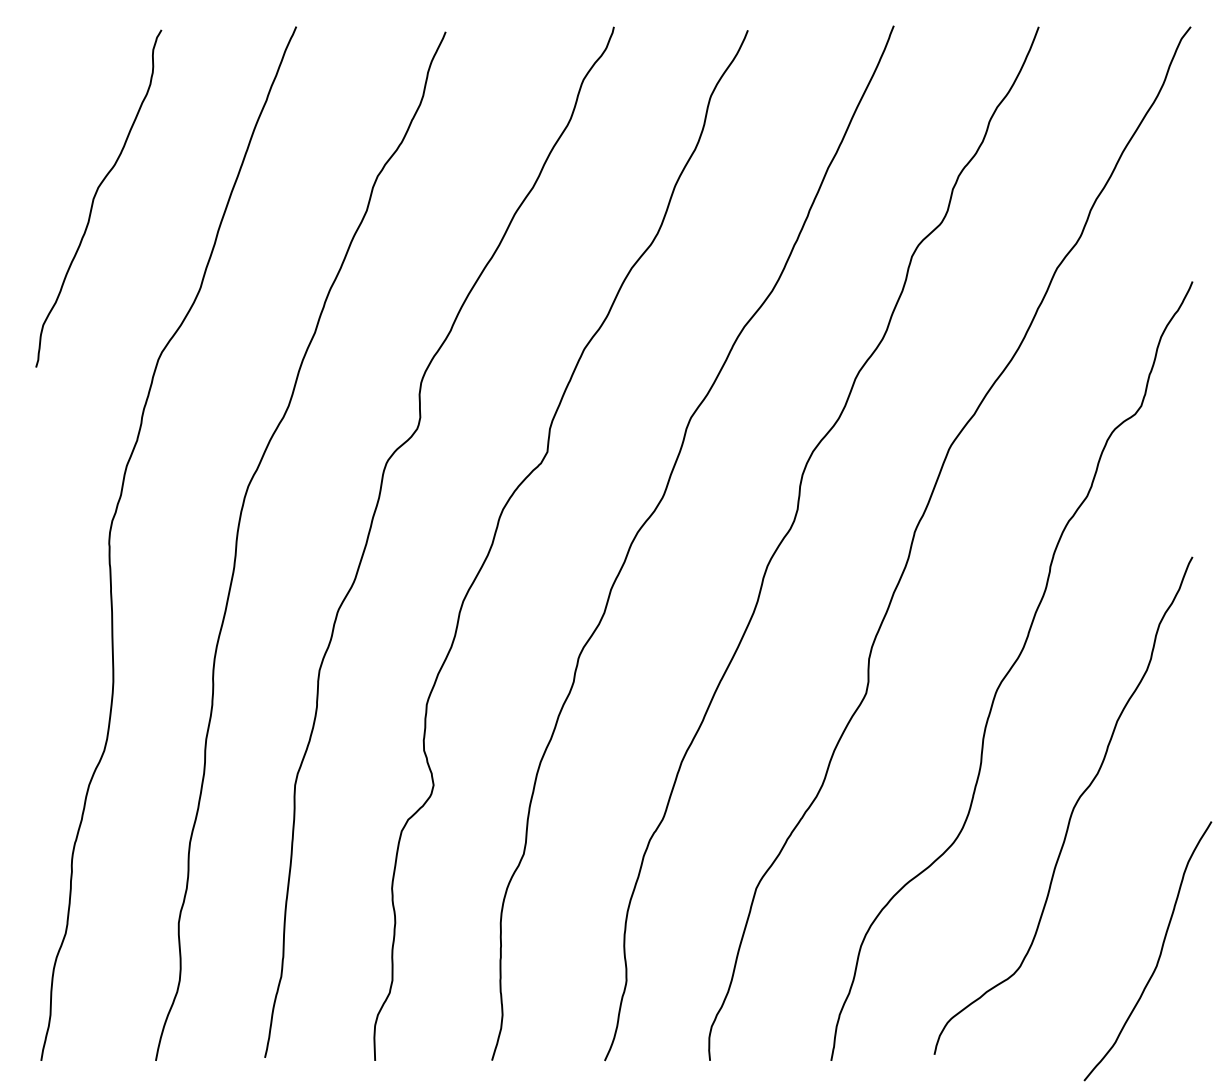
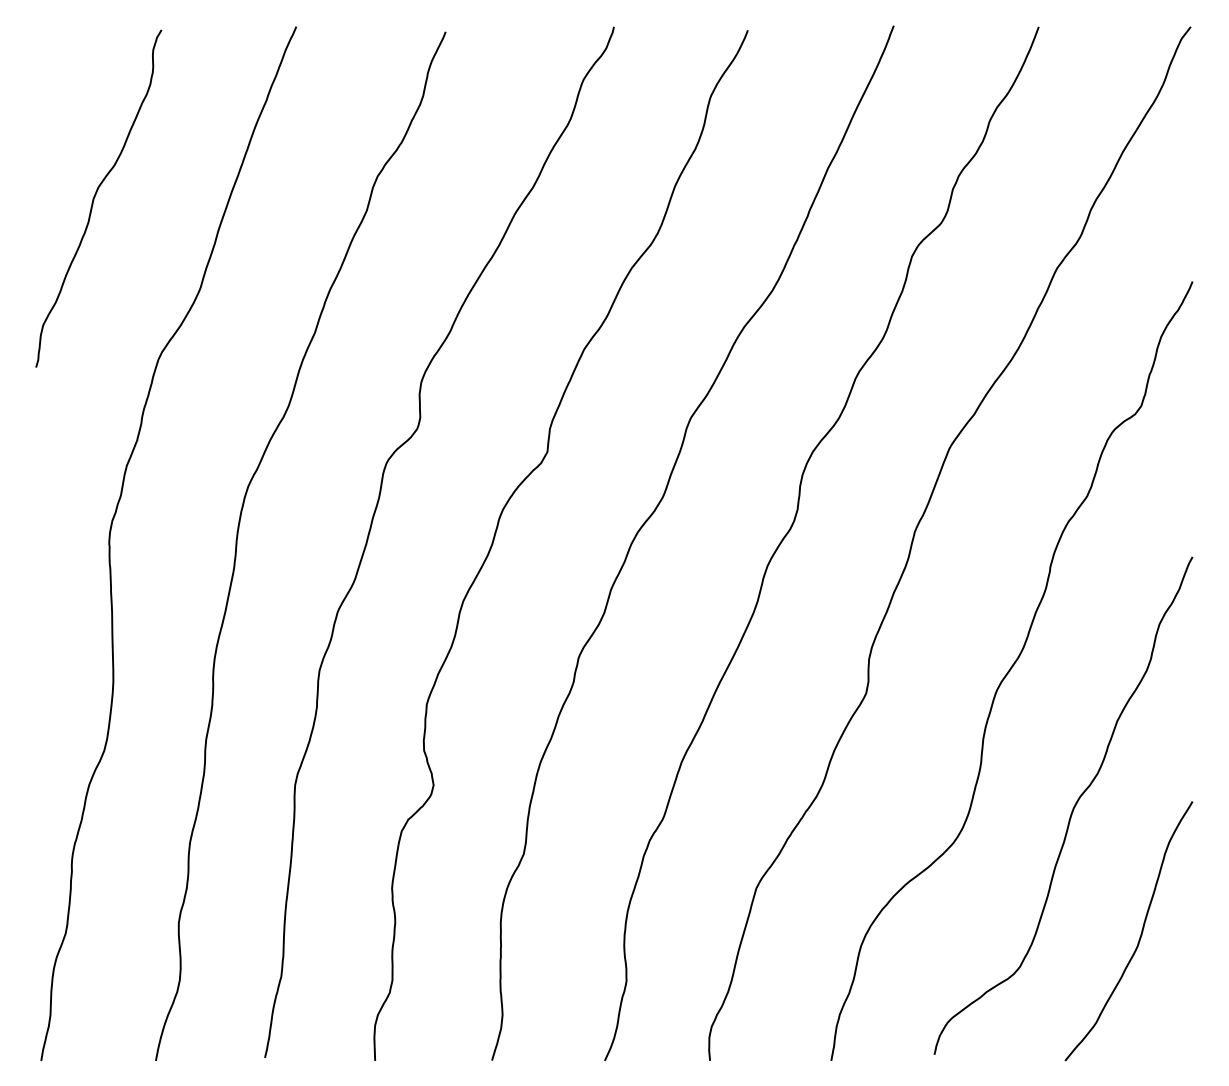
curve position: (1159, 953) -> (1140, 933) (1140, 933)
